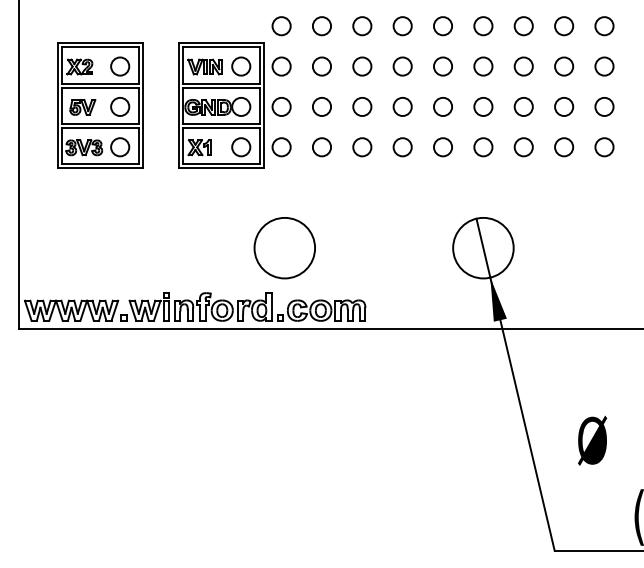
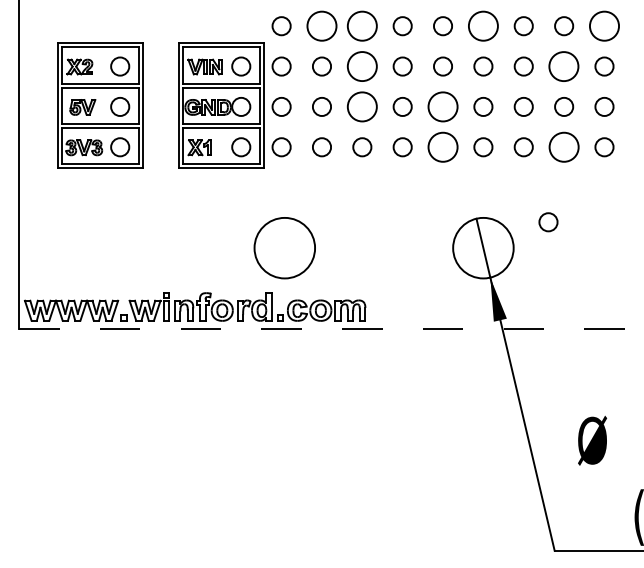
circle diameter: 18 px -> 29 px (321, 25)
circle diameter: 18 px -> 29 px (361, 25)
circle diameter: 18 px -> 29 px (482, 25)
circle diameter: 18 px -> 29 px (604, 25)
circle diameter: 18 px -> 29 px (361, 66)
circle size: 21x21 px -> 32x31 px (563, 66)
circle diameter: 18 px -> 29 px (361, 106)
circle diameter: 18 px -> 29 px (442, 106)
circle diameter: 18 px -> 29 px (442, 146)
circle diameter: 18 px -> 29 px (563, 146)
circle: none -> present (548, 222)
line: solid -> dashed (332, 328)
